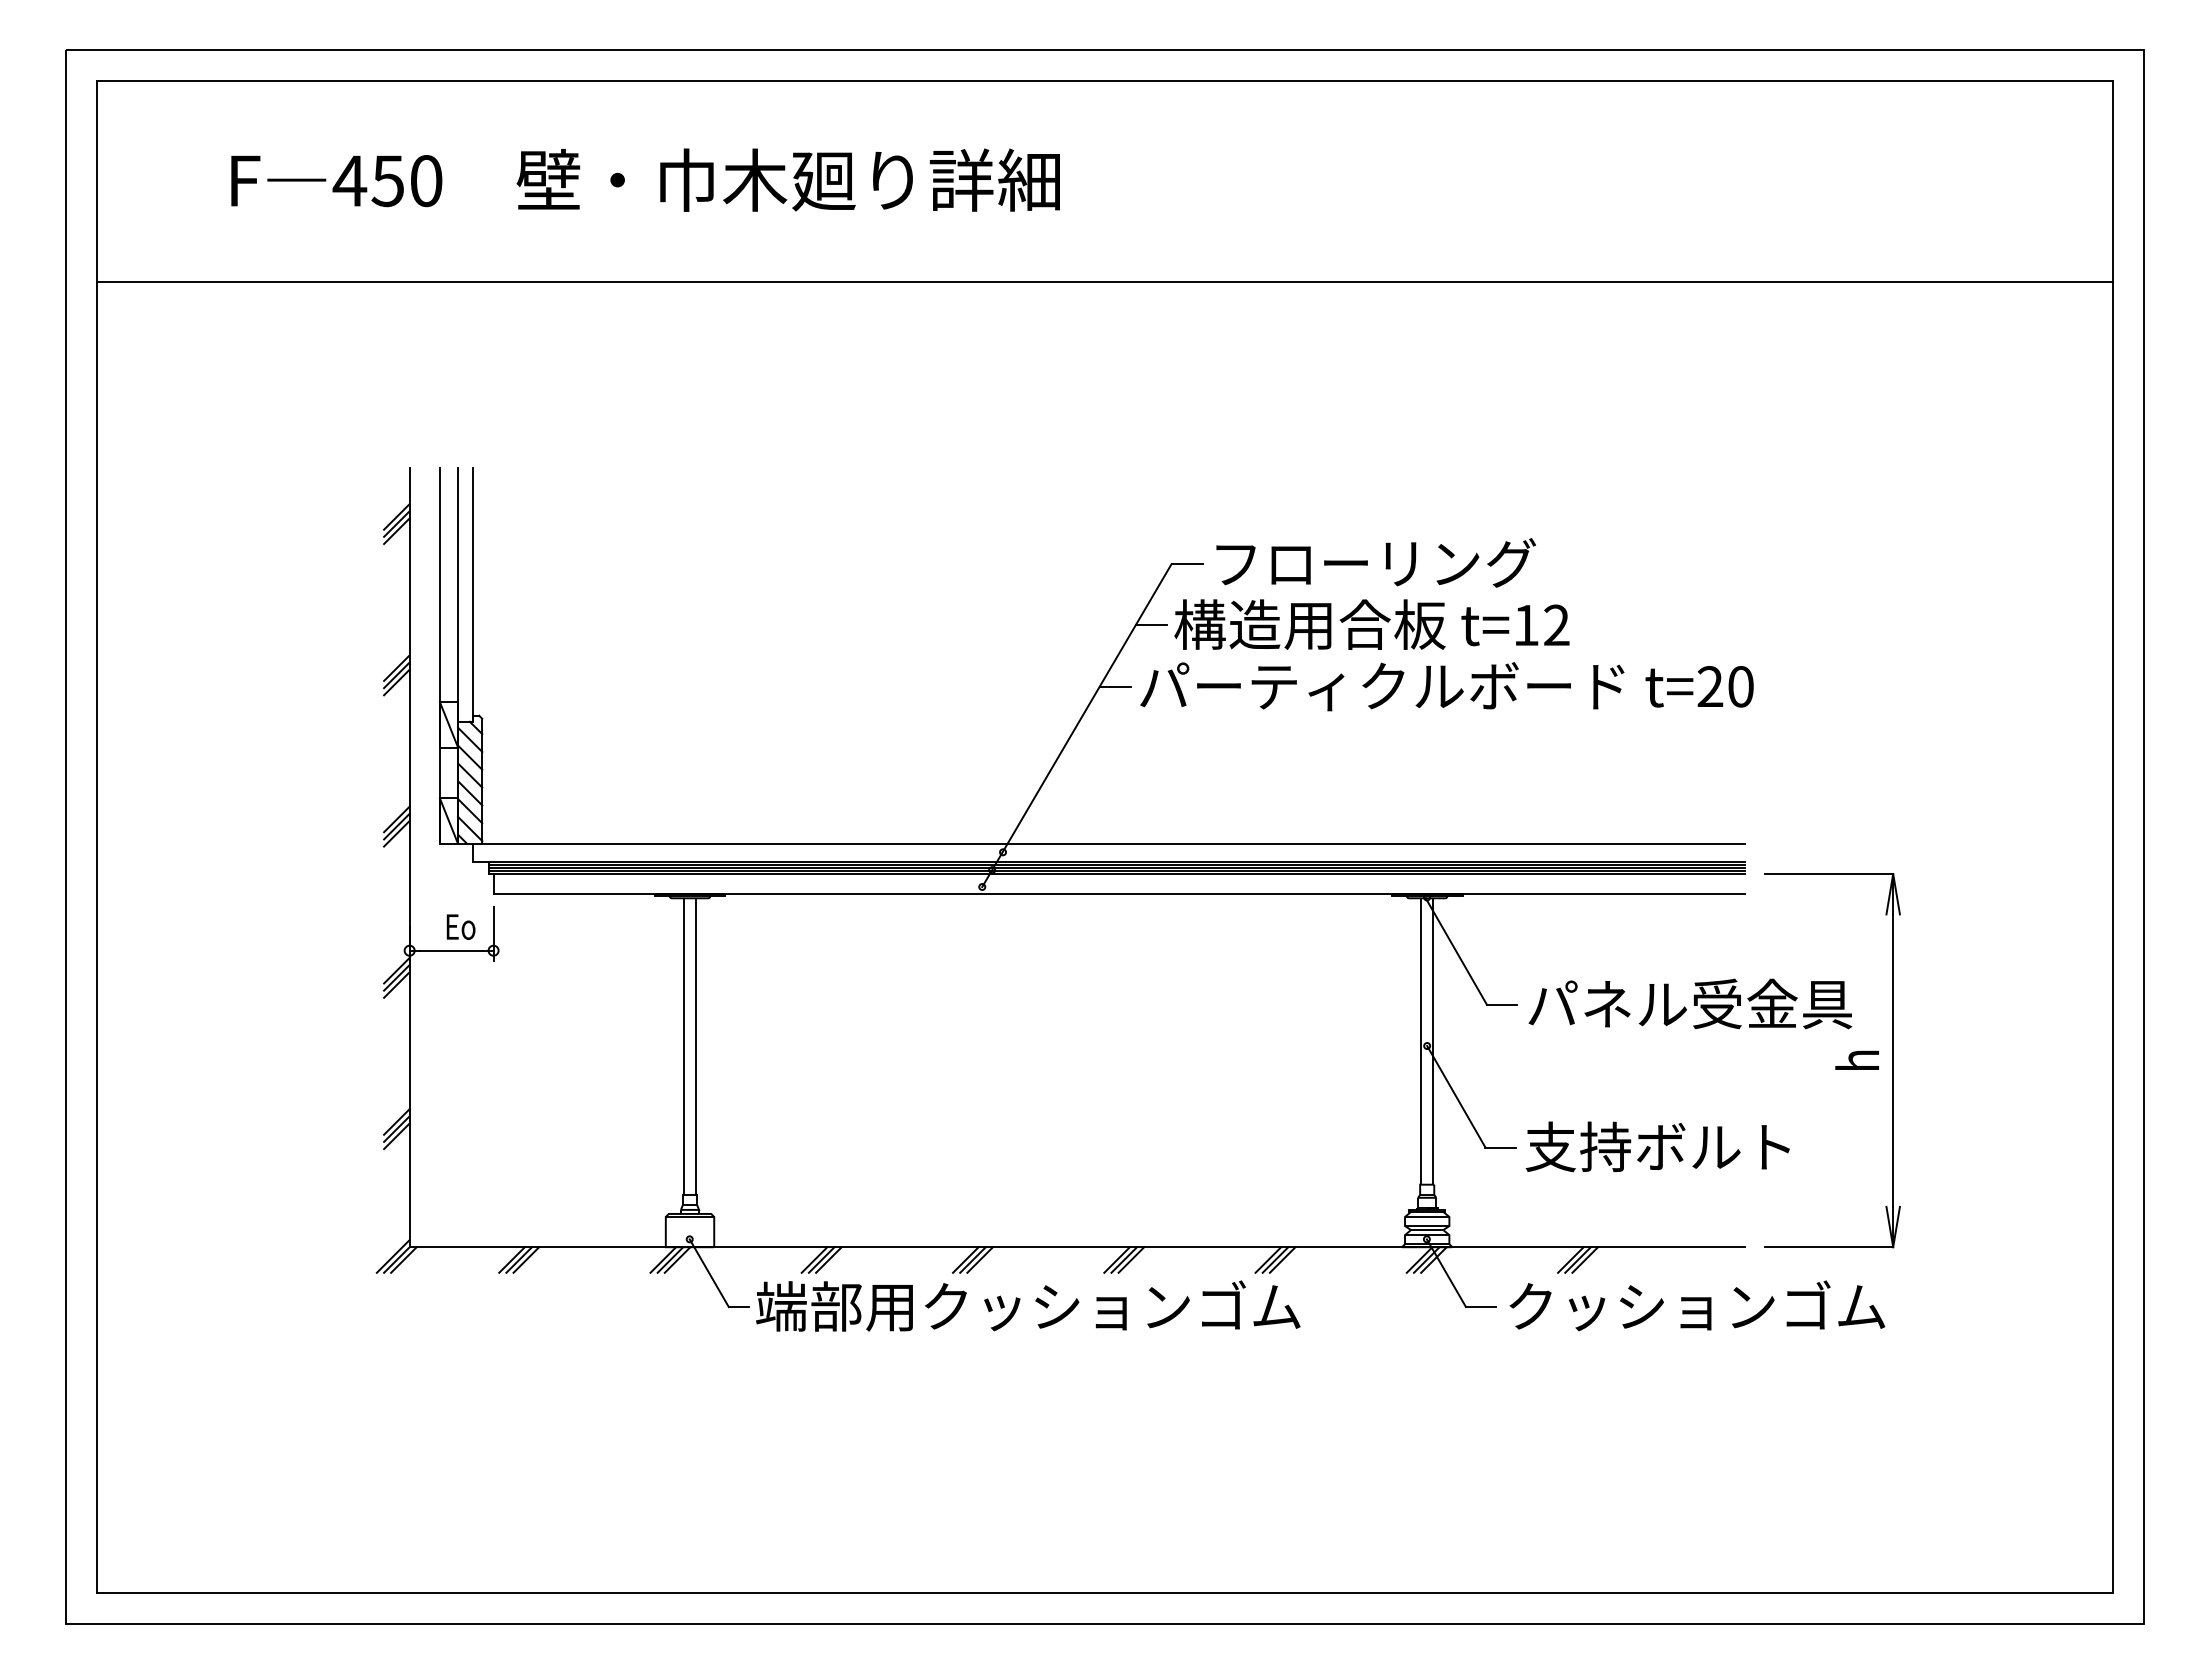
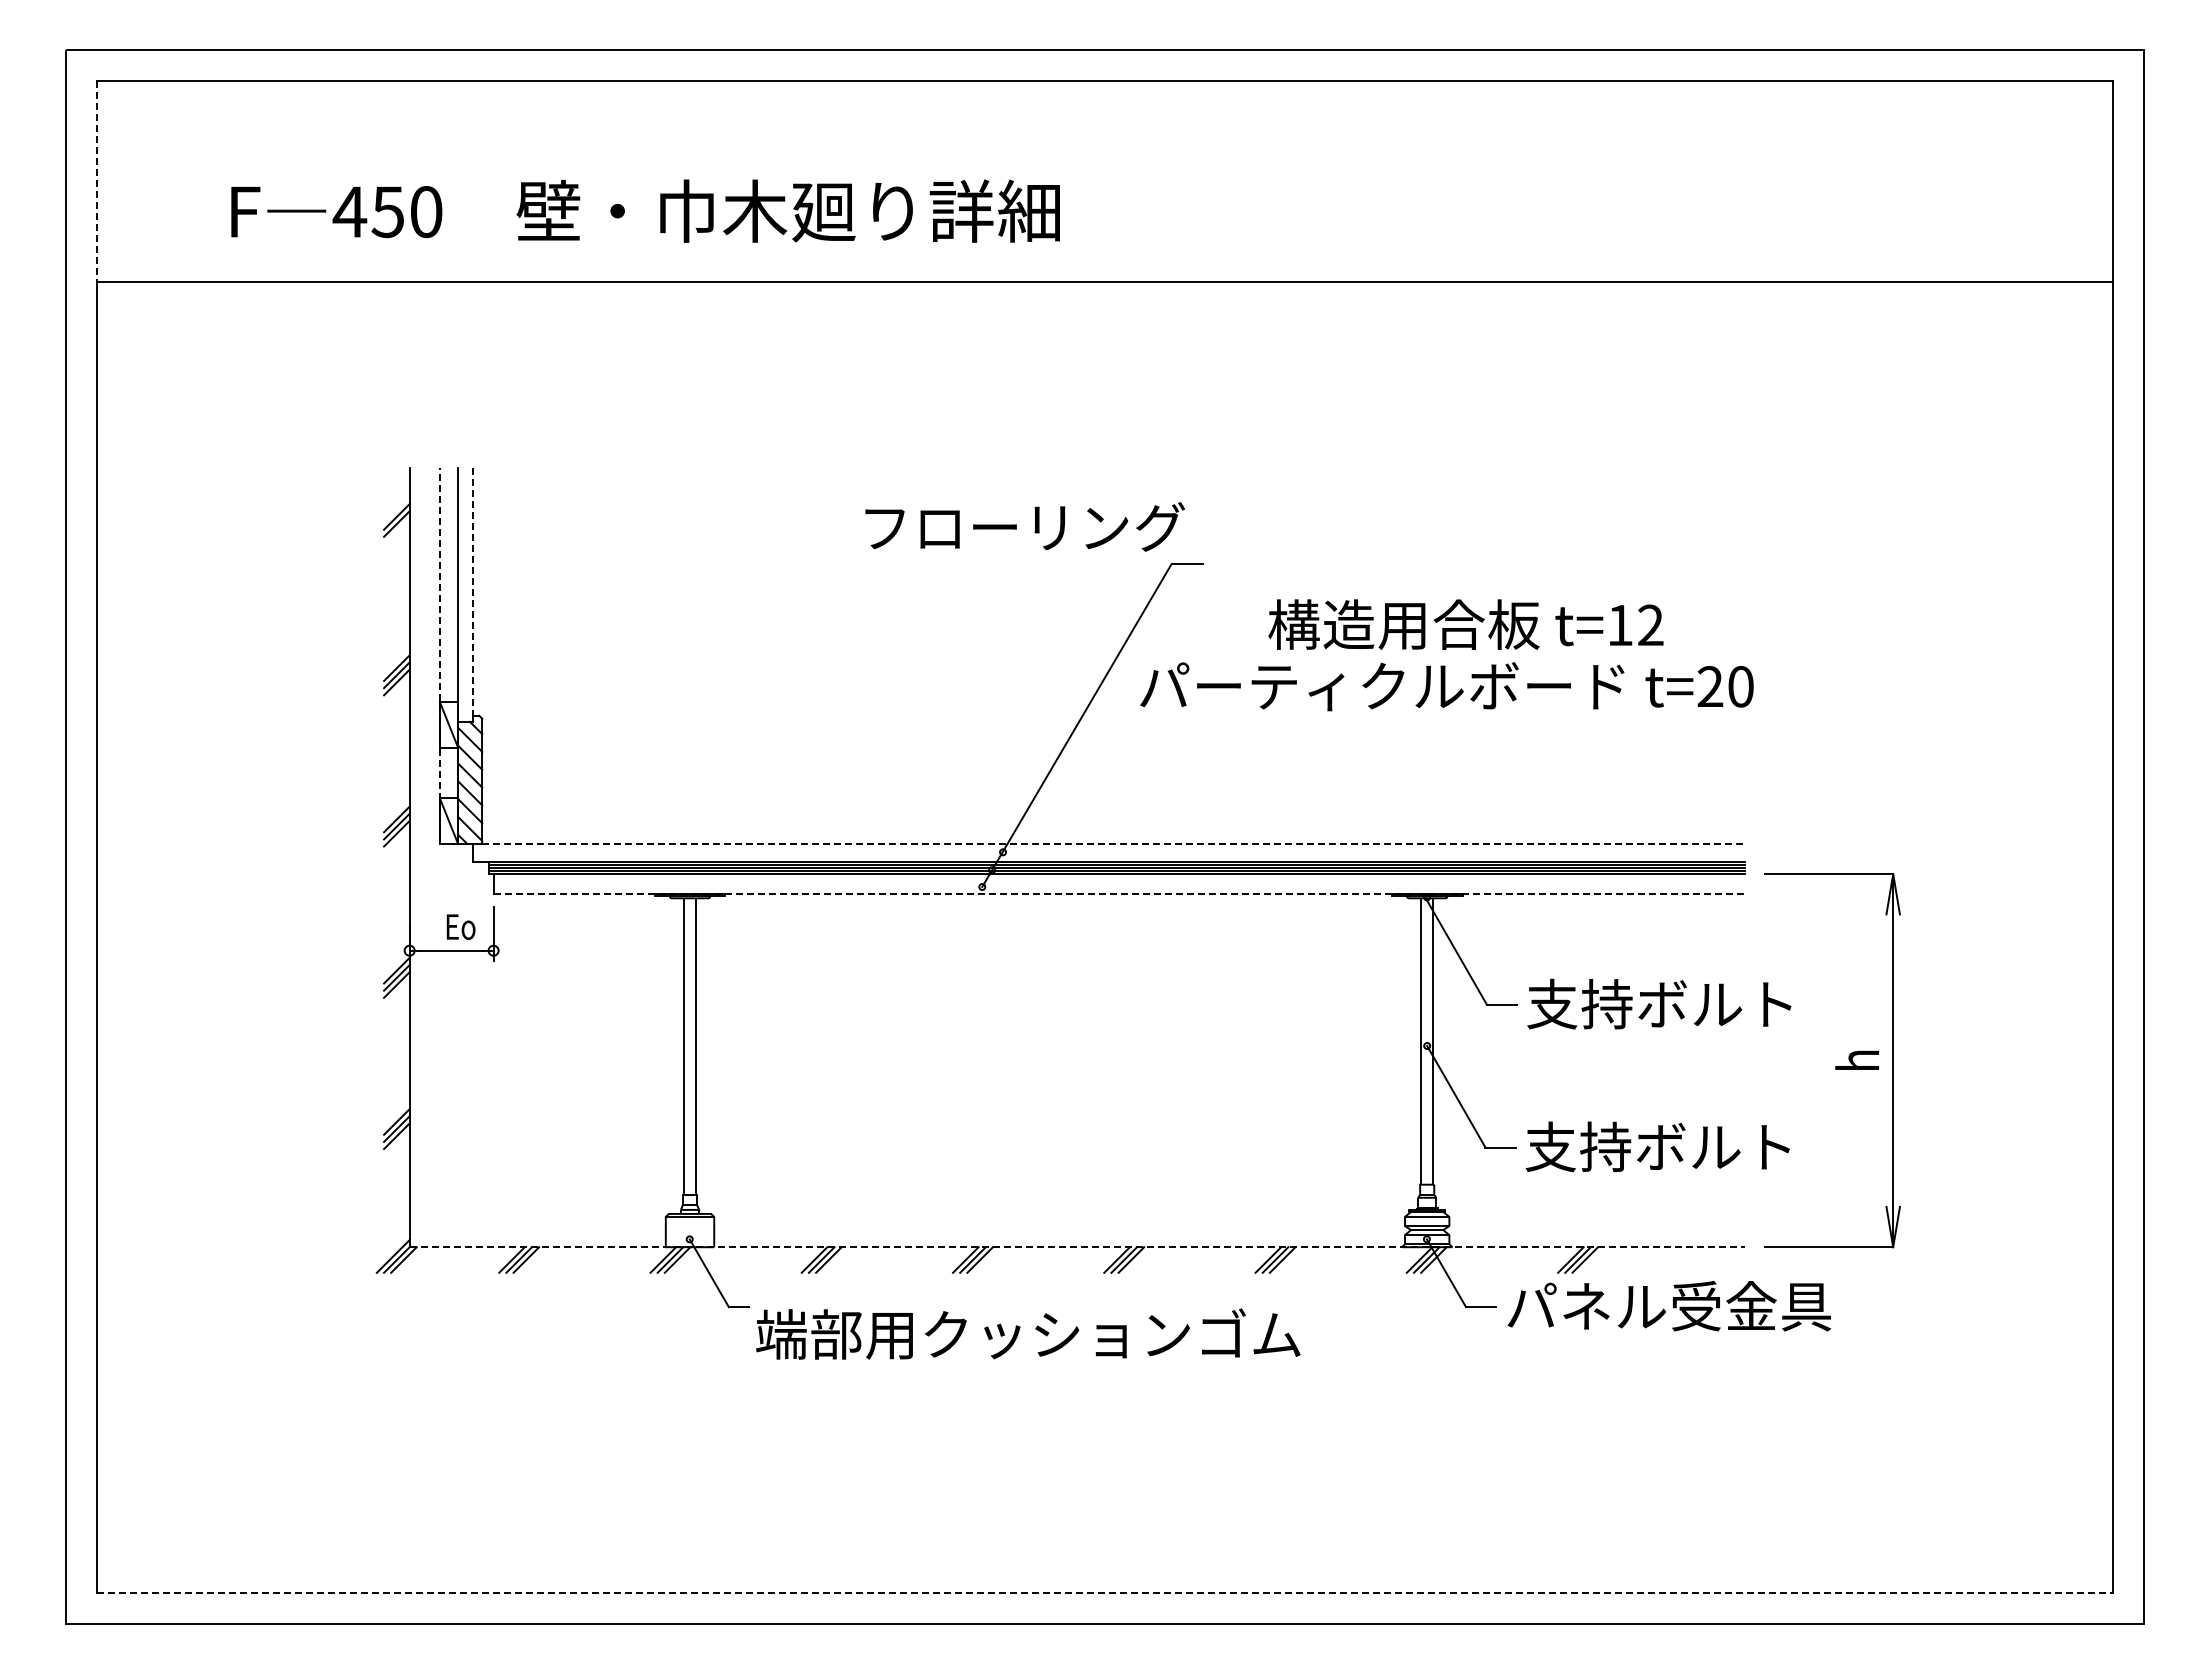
text position: (645, 179) -> (645, 210) (645, 210)
line: solid -> dashed (96, 181)
line: present -> none (396, 531)
text position: (1376, 562) -> (1025, 526) (1025, 526)
line: solid -> dashed (473, 595)
text position: (1371, 624) -> (1465, 624) (1465, 624)
line: present -> none (1151, 625)
line: solid -> dashed (439, 656)
line: present -> none (1115, 686)
line: solid -> dashed (1114, 843)
line: solid -> dashed (1119, 894)
text: パネル受金具 -> 支持ボルト (1689, 1003)
line: solid -> dashed (1077, 1247)
text position: (1028, 1305) -> (1028, 1333) (1028, 1333)
text: クッションゴム -> パネル受金具 (1696, 1305)
line: solid -> dashed (1105, 1593)
